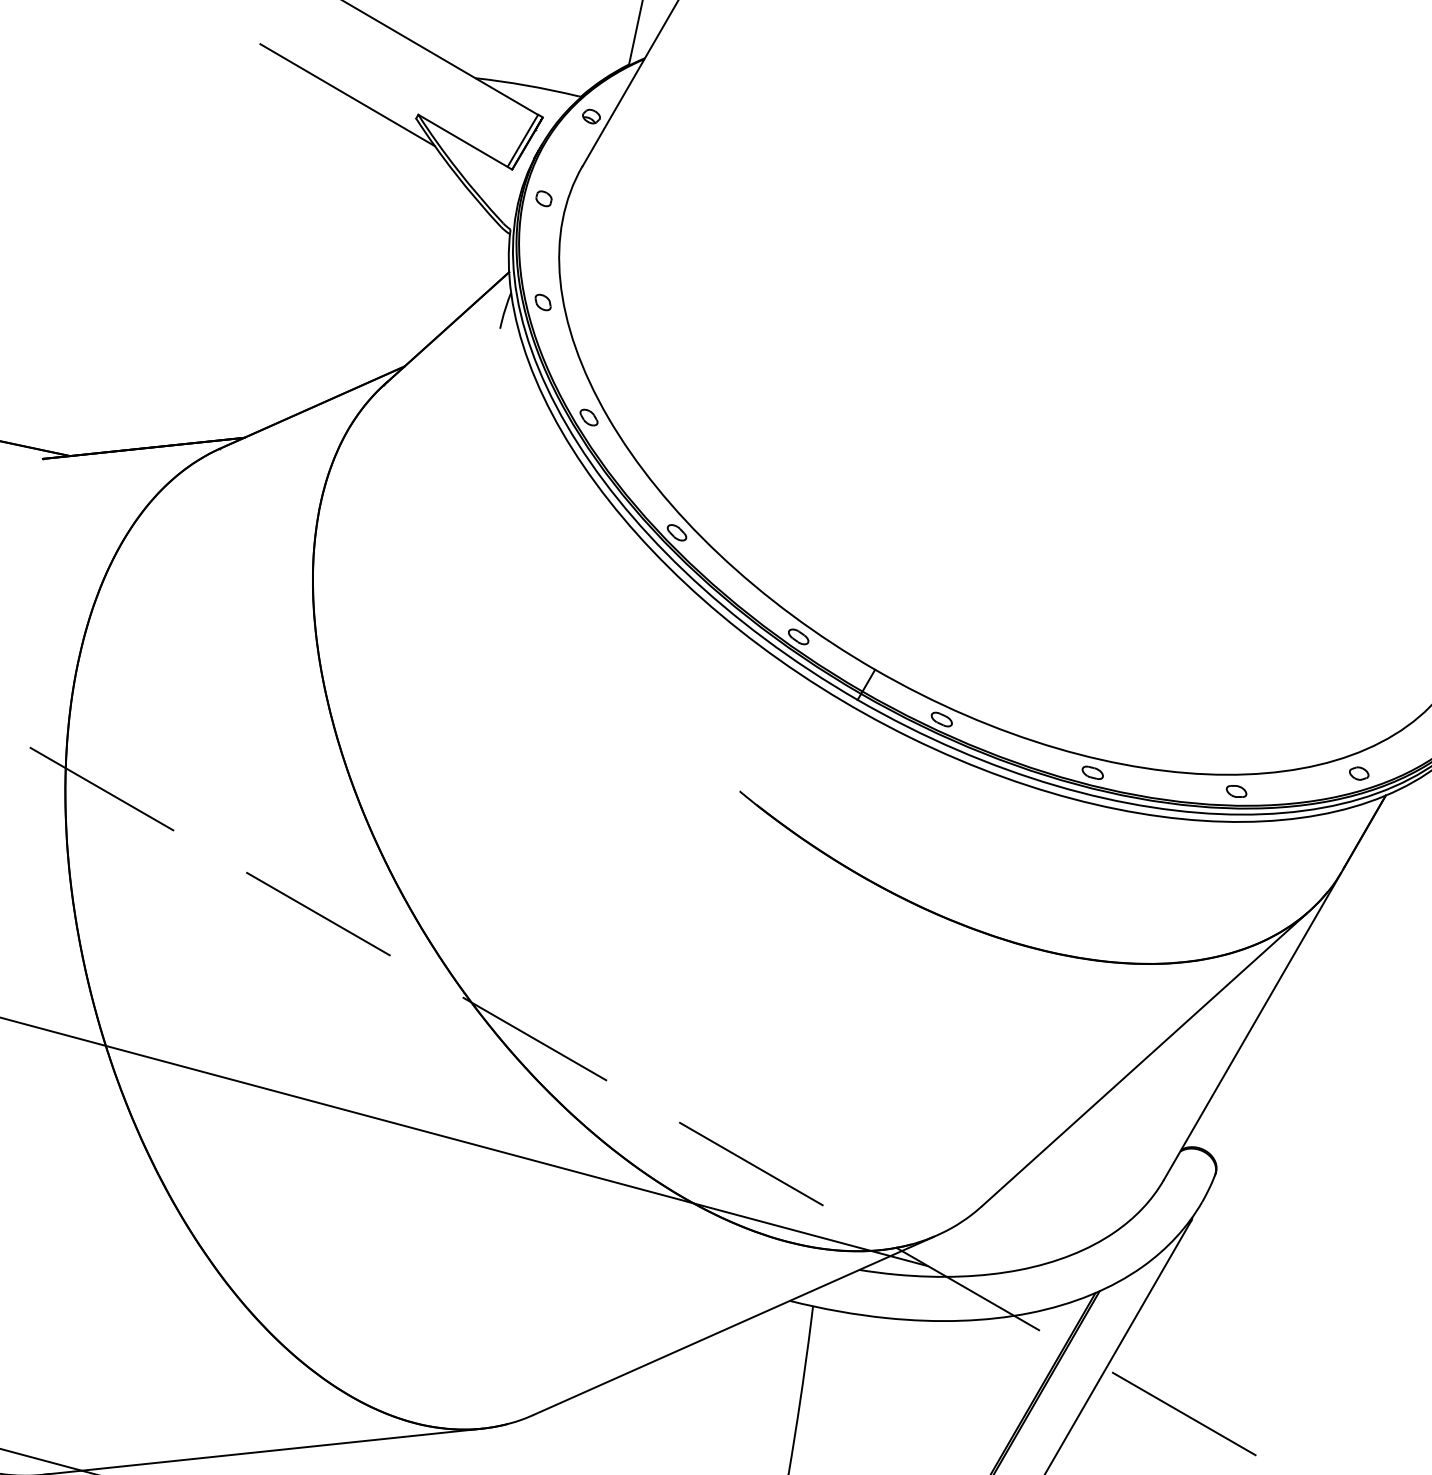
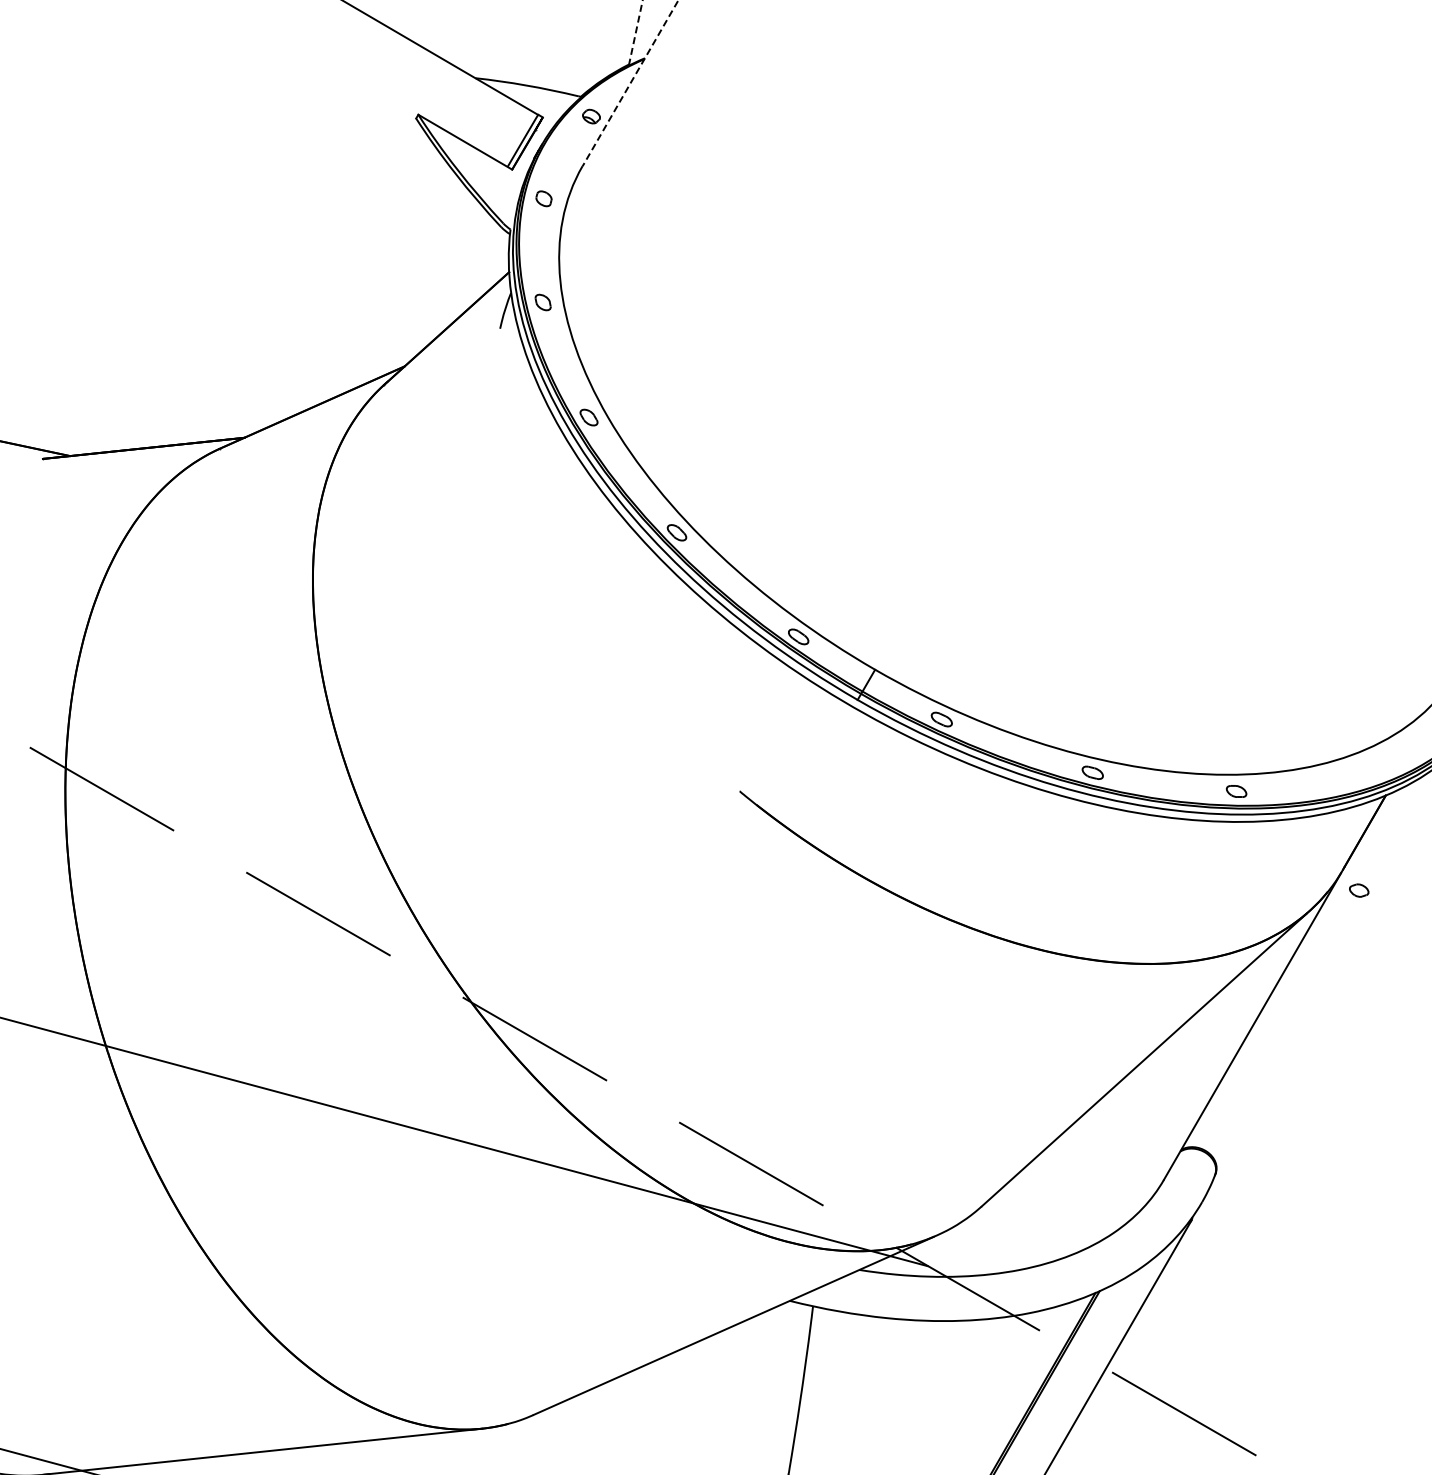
line: solid -> dashed (635, 32)
line: solid -> dashed (630, 83)
line: present -> none (347, 95)
part position: (1359, 773) -> (1359, 890) (1359, 890)
